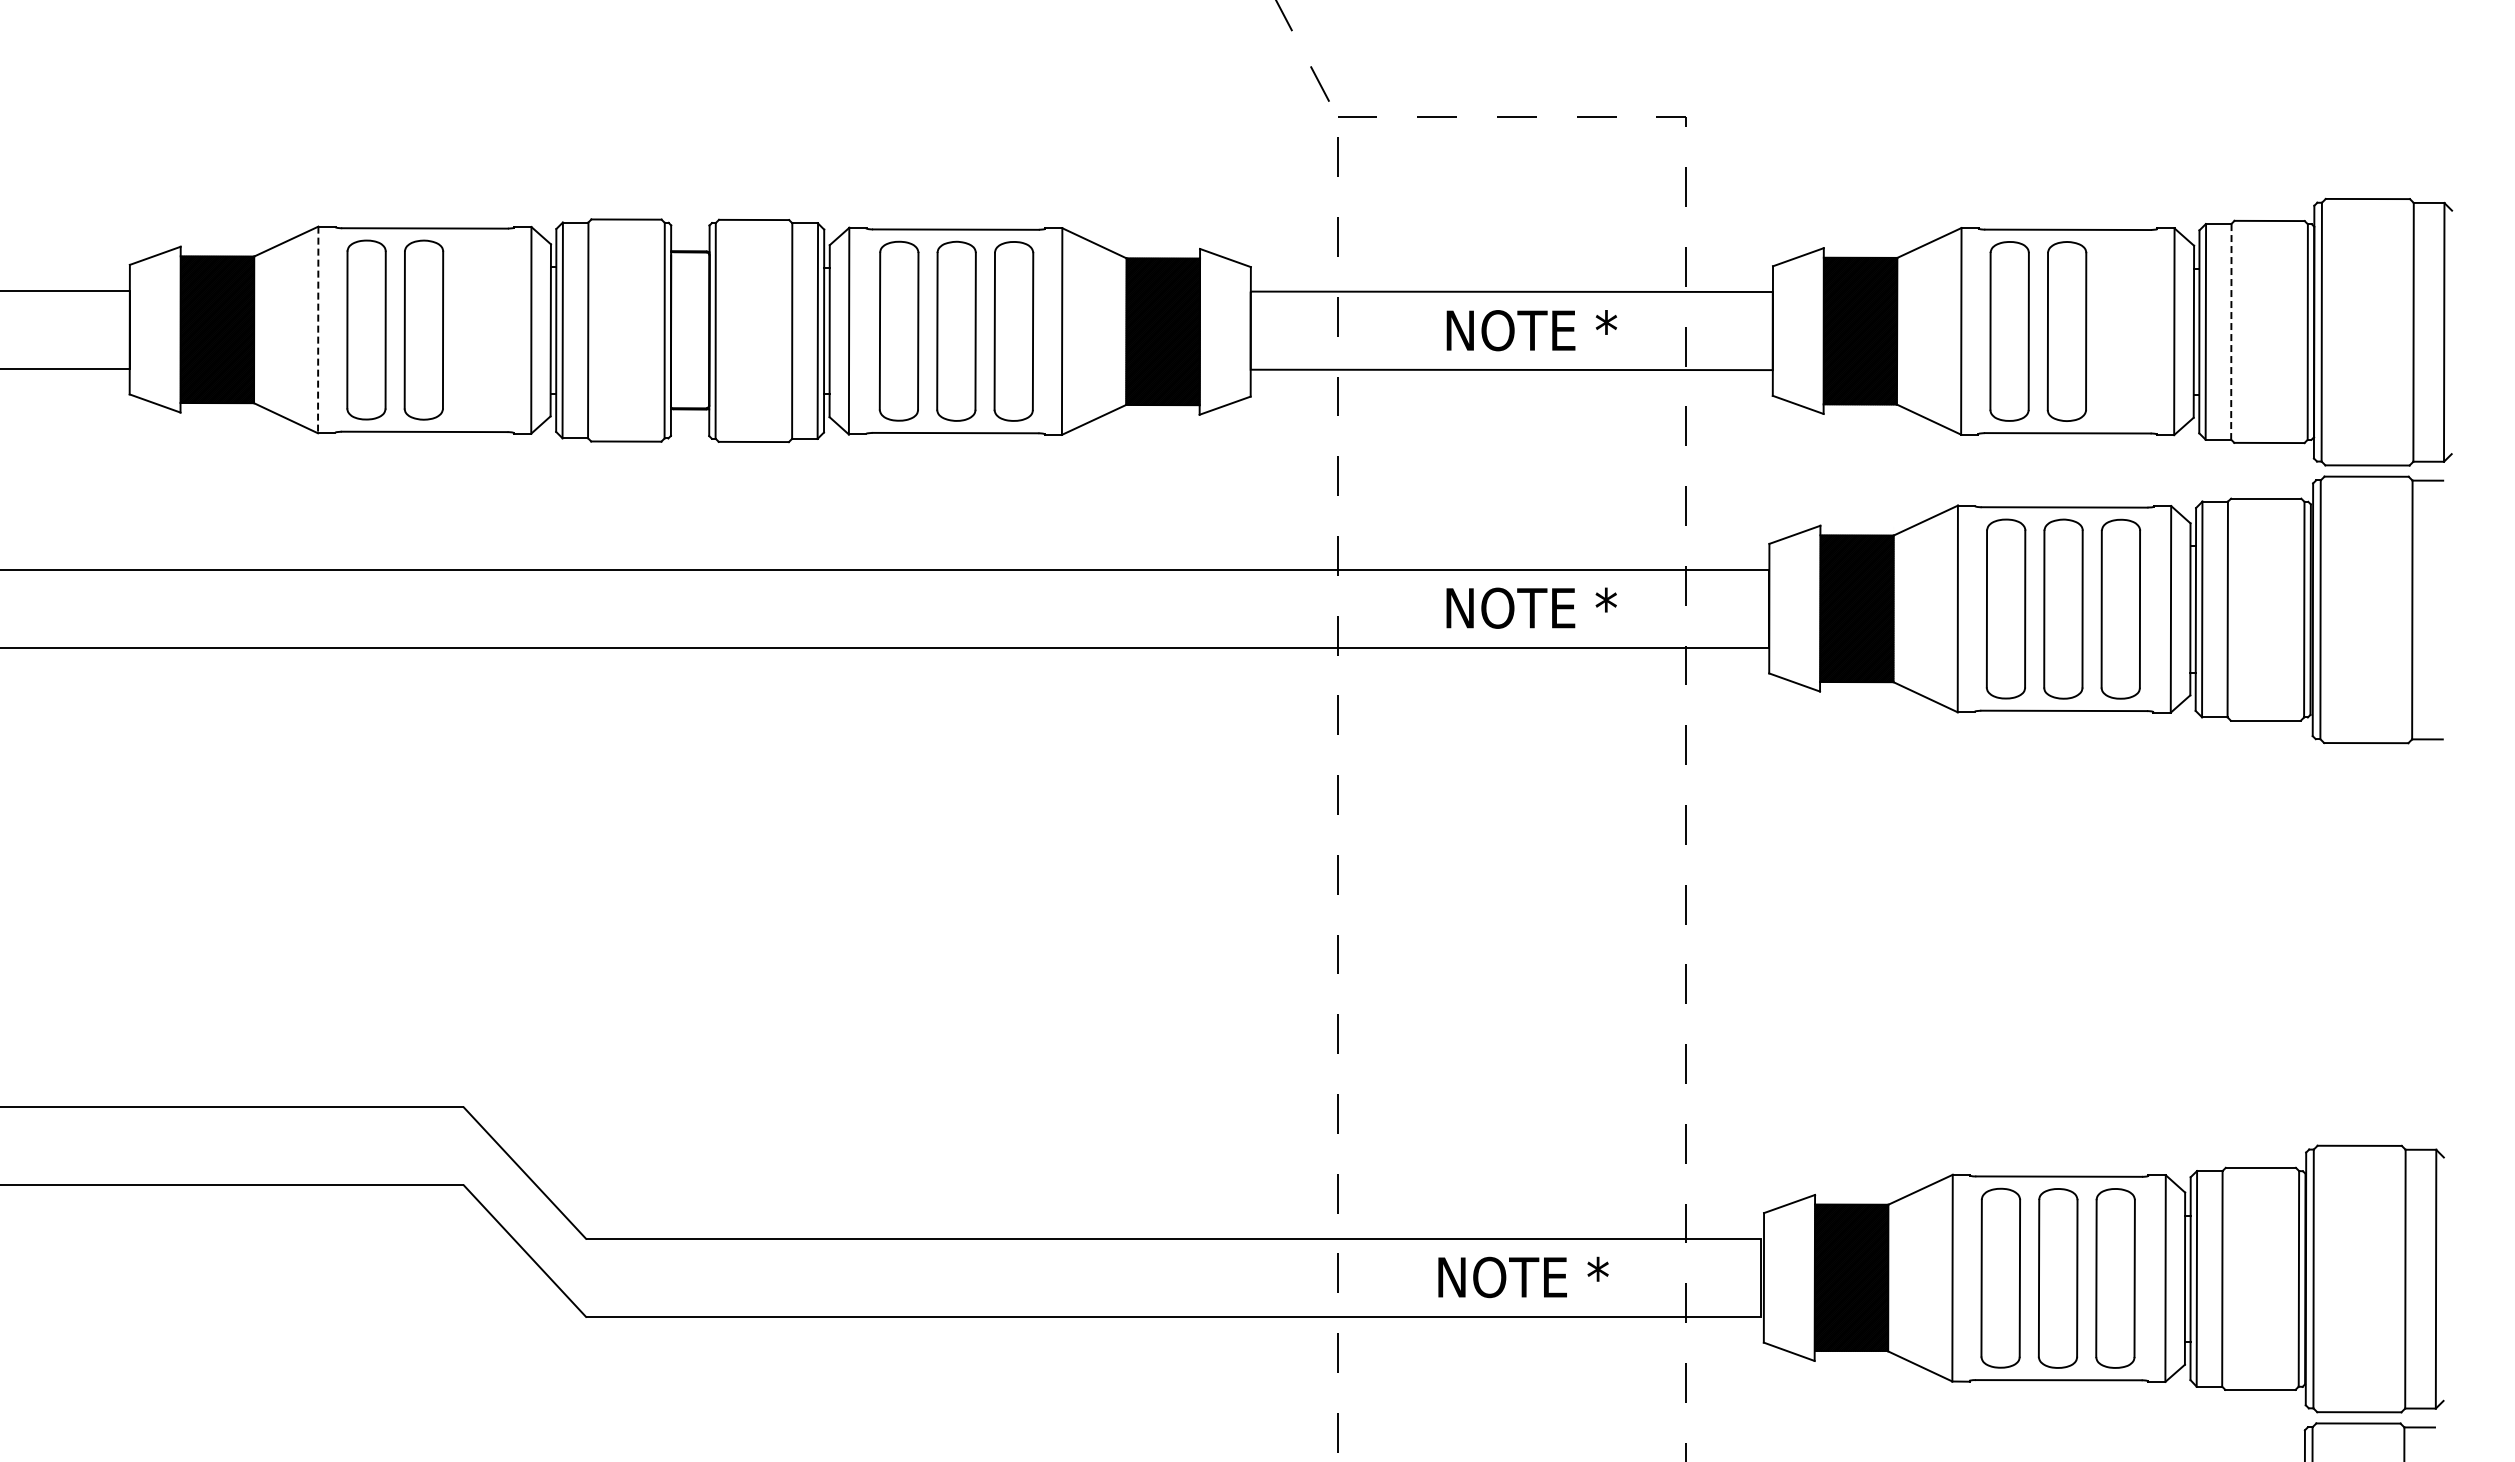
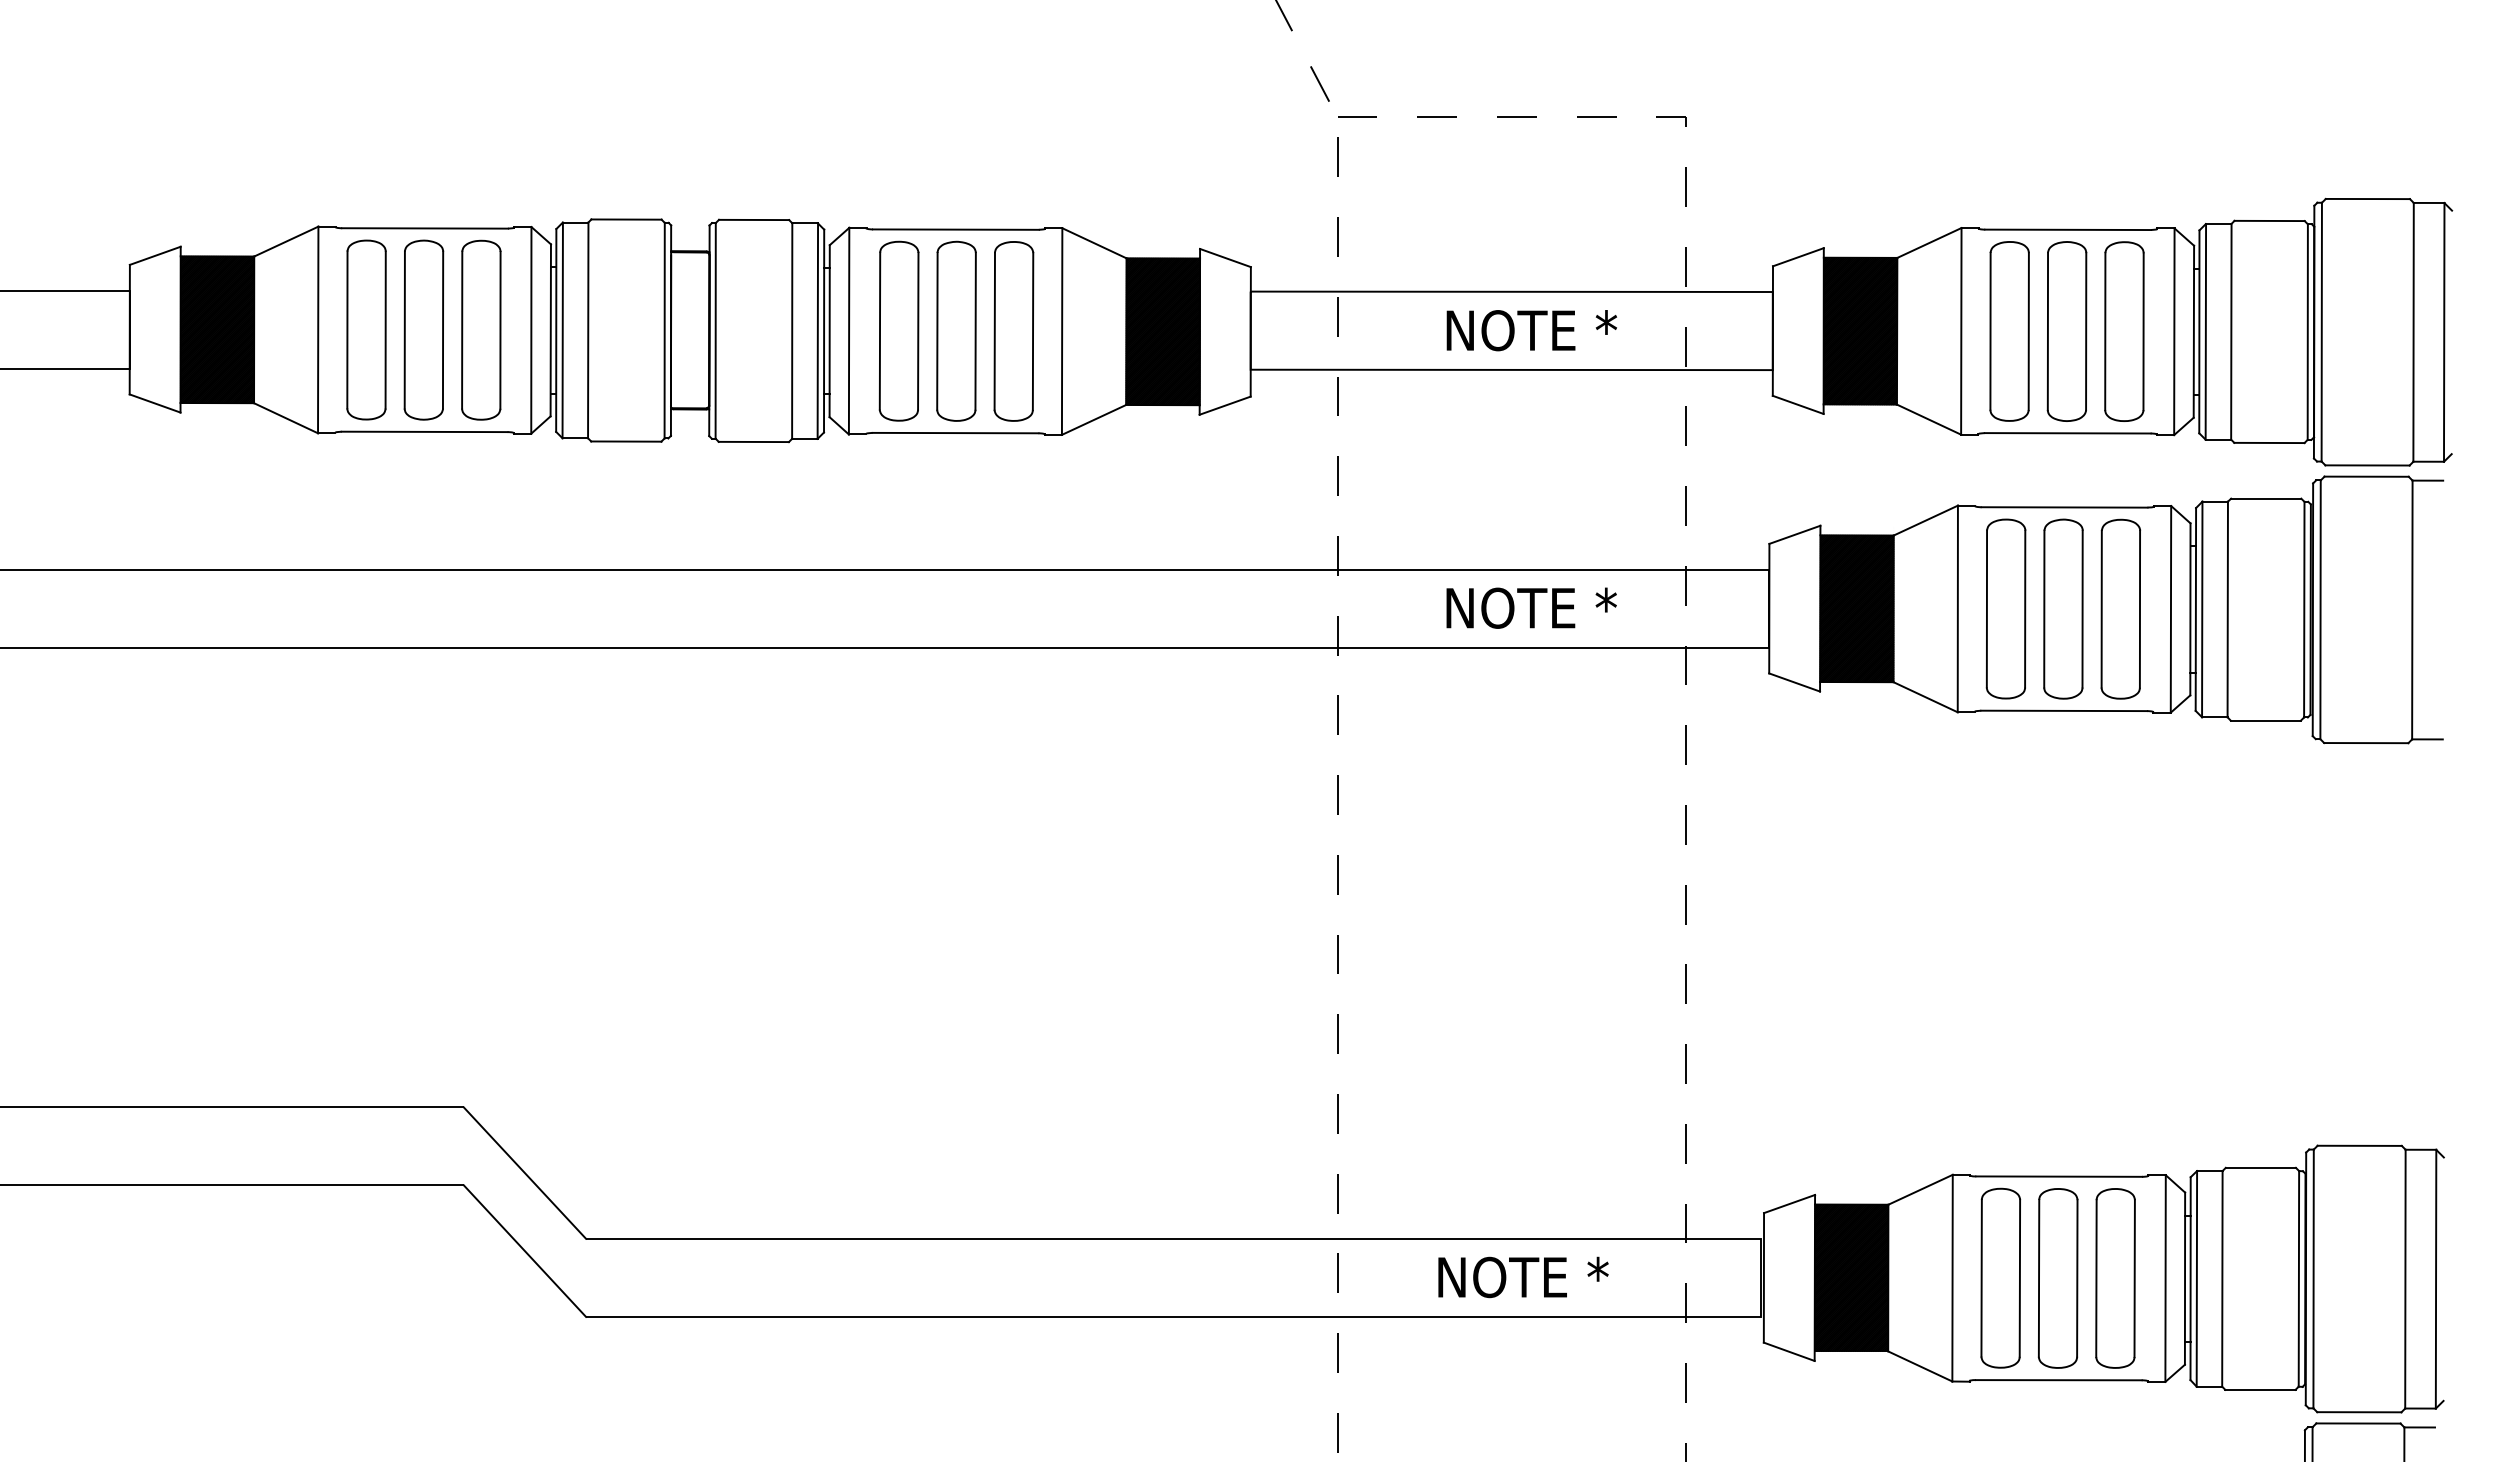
part: none -> present (481, 329)
line: dashed -> solid (318, 330)
part: none -> present (2124, 331)
line: dashed -> solid (2231, 331)
